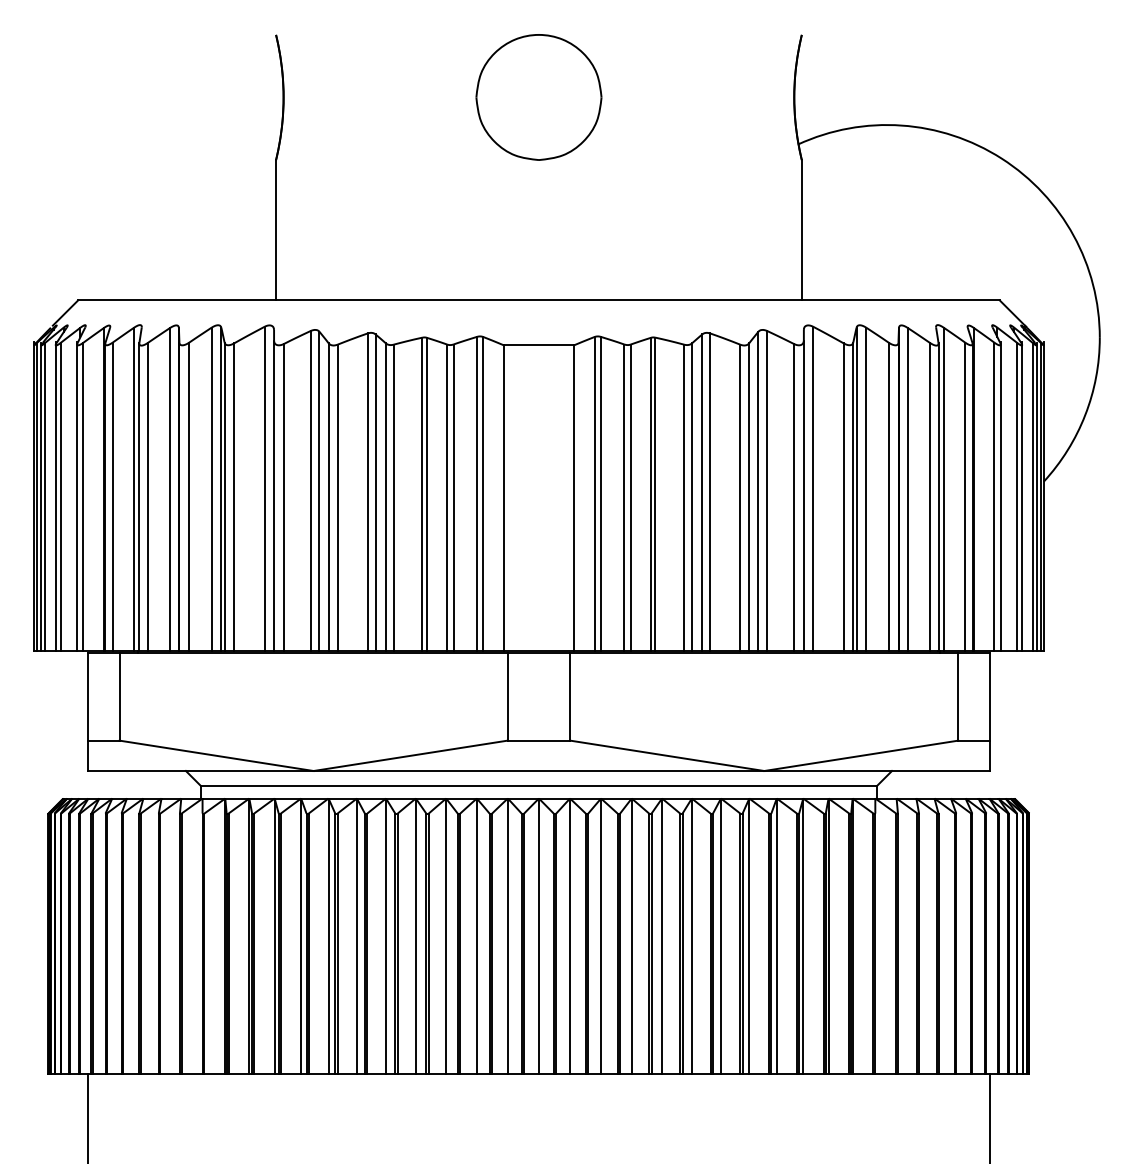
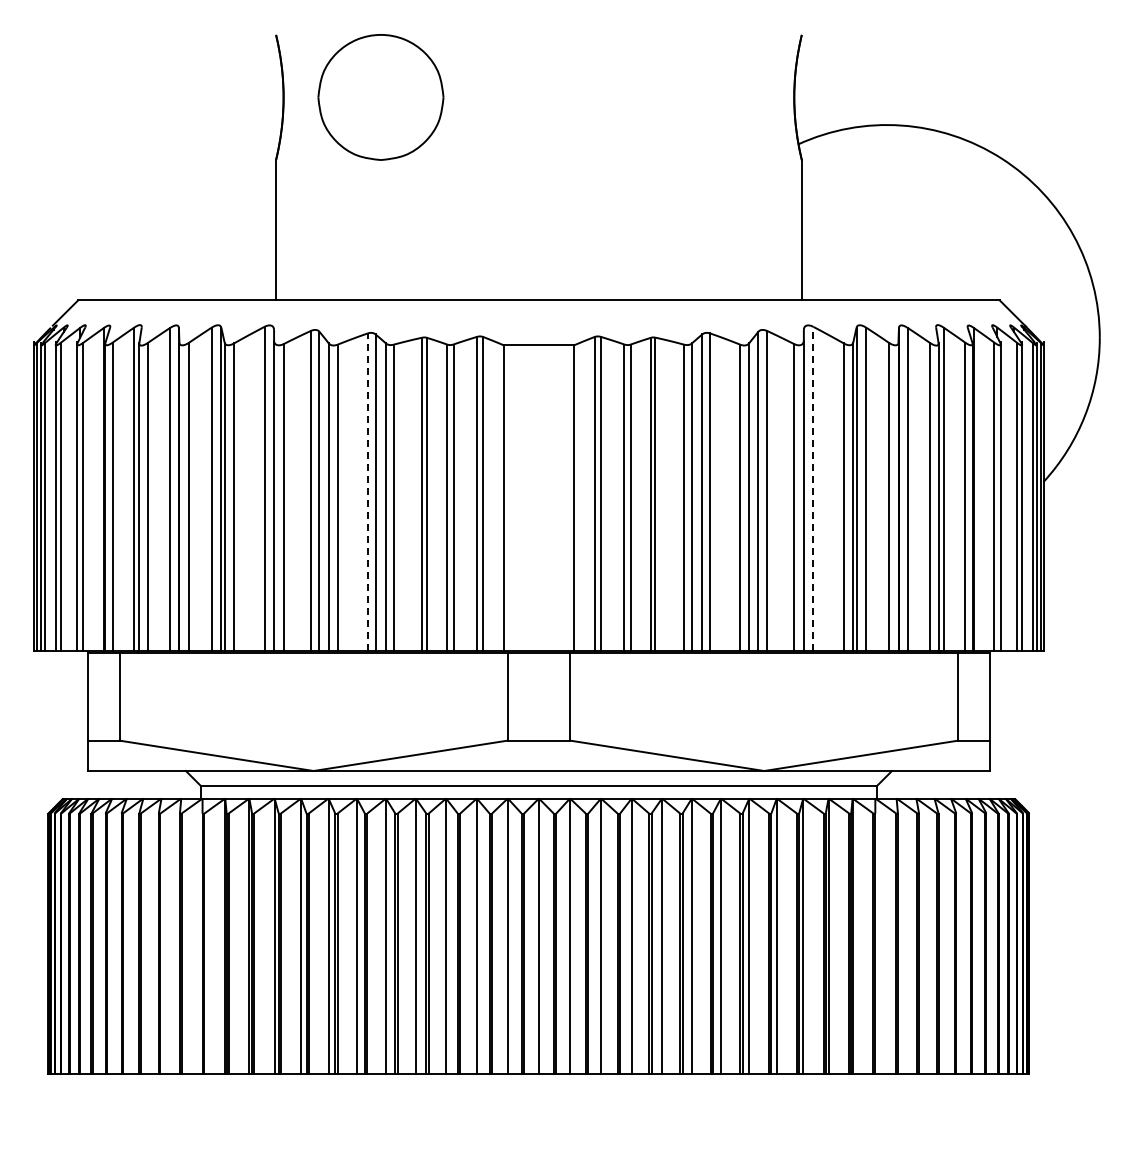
part position: (538, 97) -> (380, 97) (380, 97)
line: solid -> dashed (813, 488)
line: solid -> dashed (367, 492)
line: present -> none (88, 1116)
line: present -> none (989, 1116)
